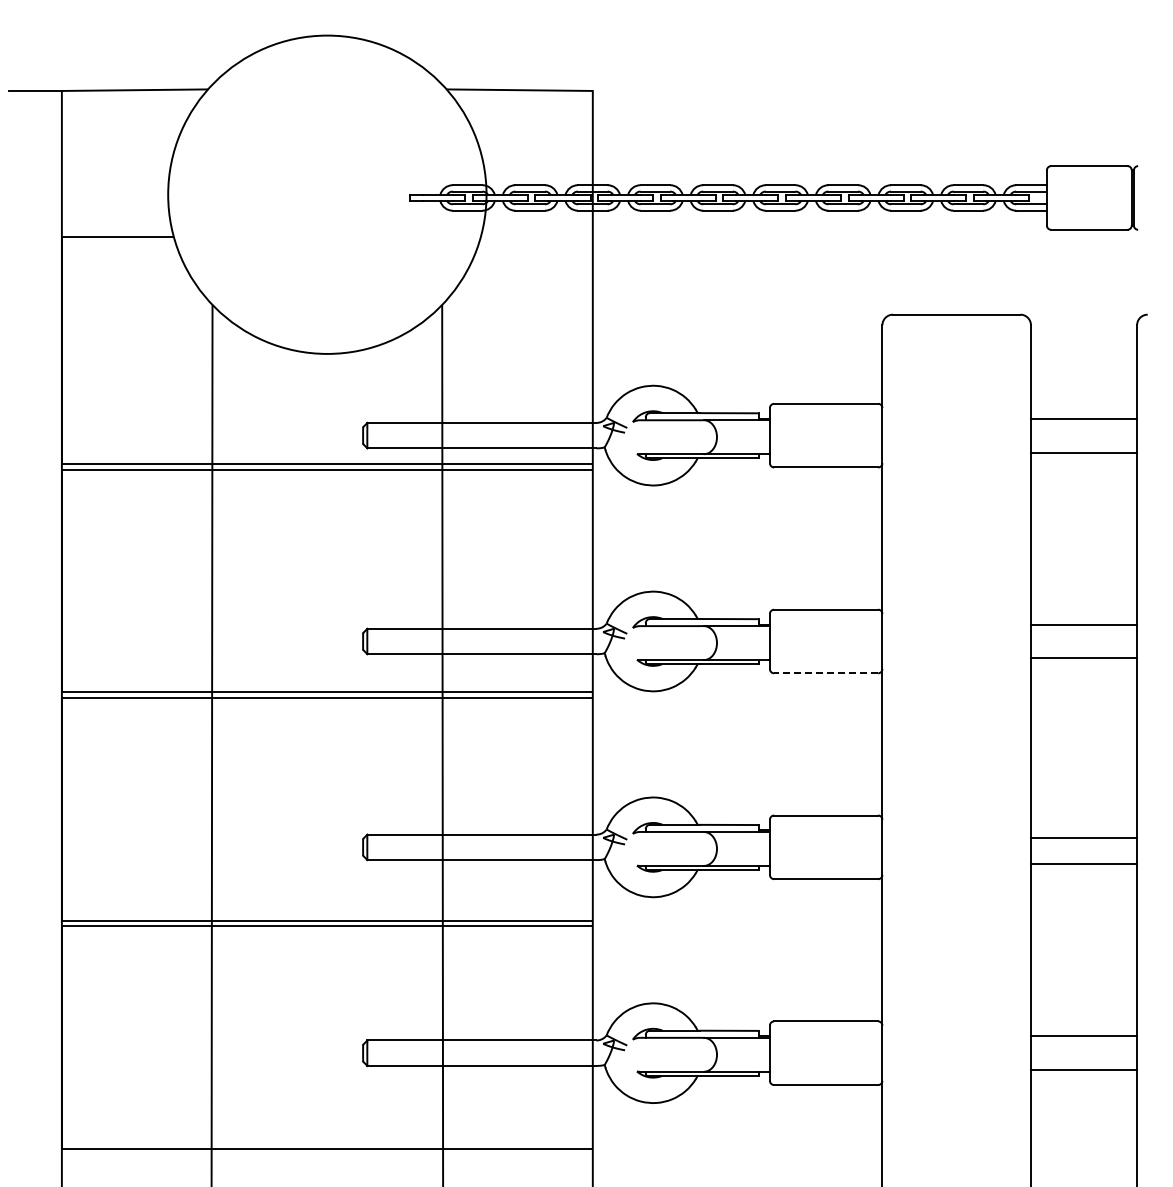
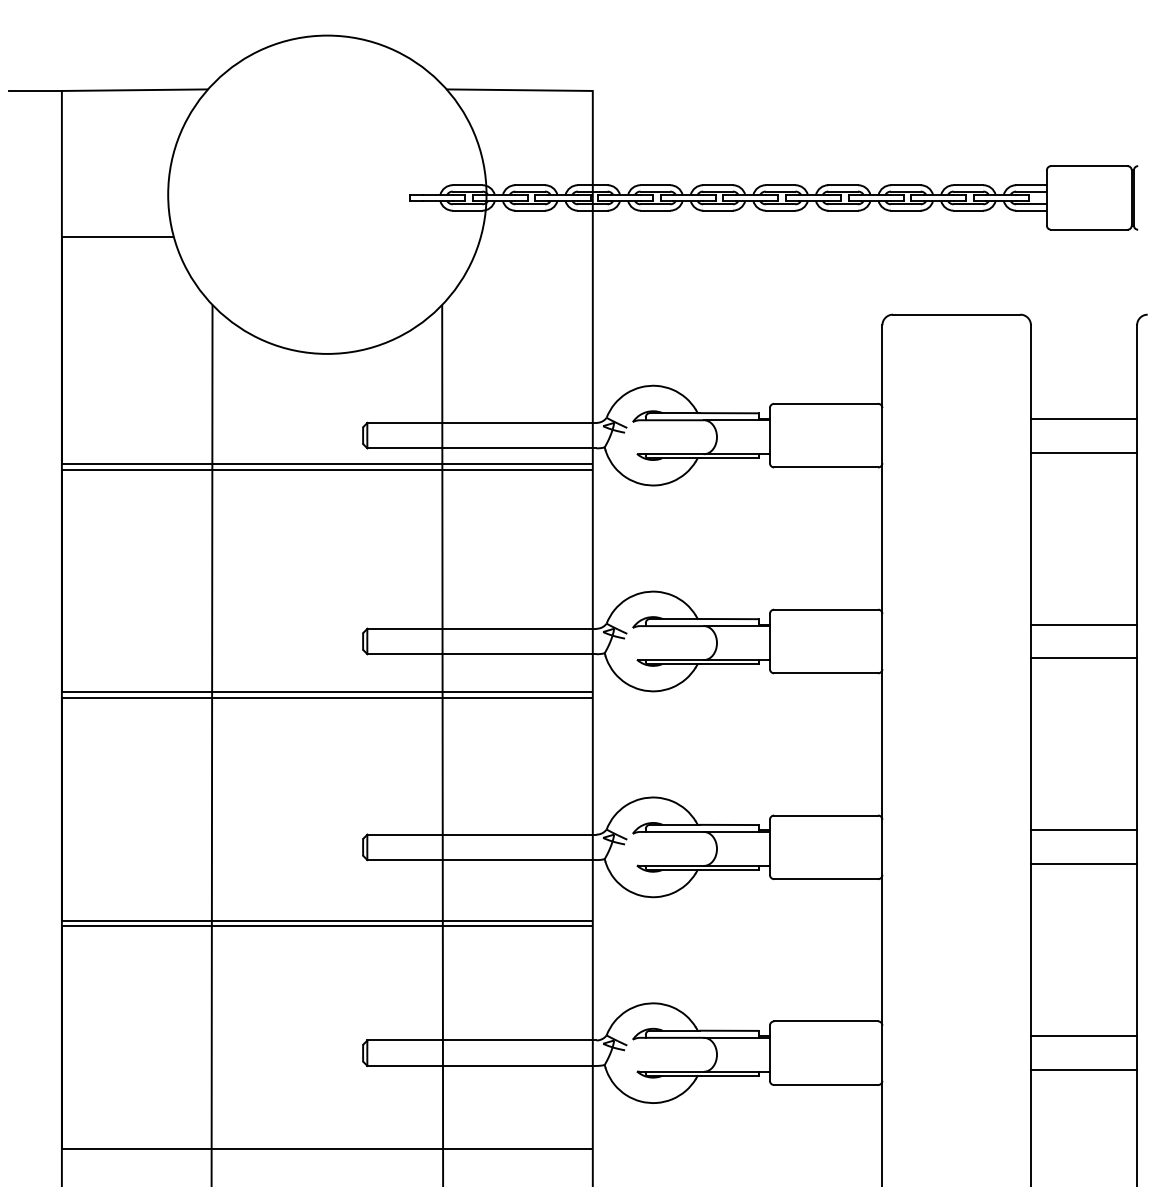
line: dashed -> solid (826, 673)
line position: (1083, 838) -> (1083, 830) (1083, 830)
